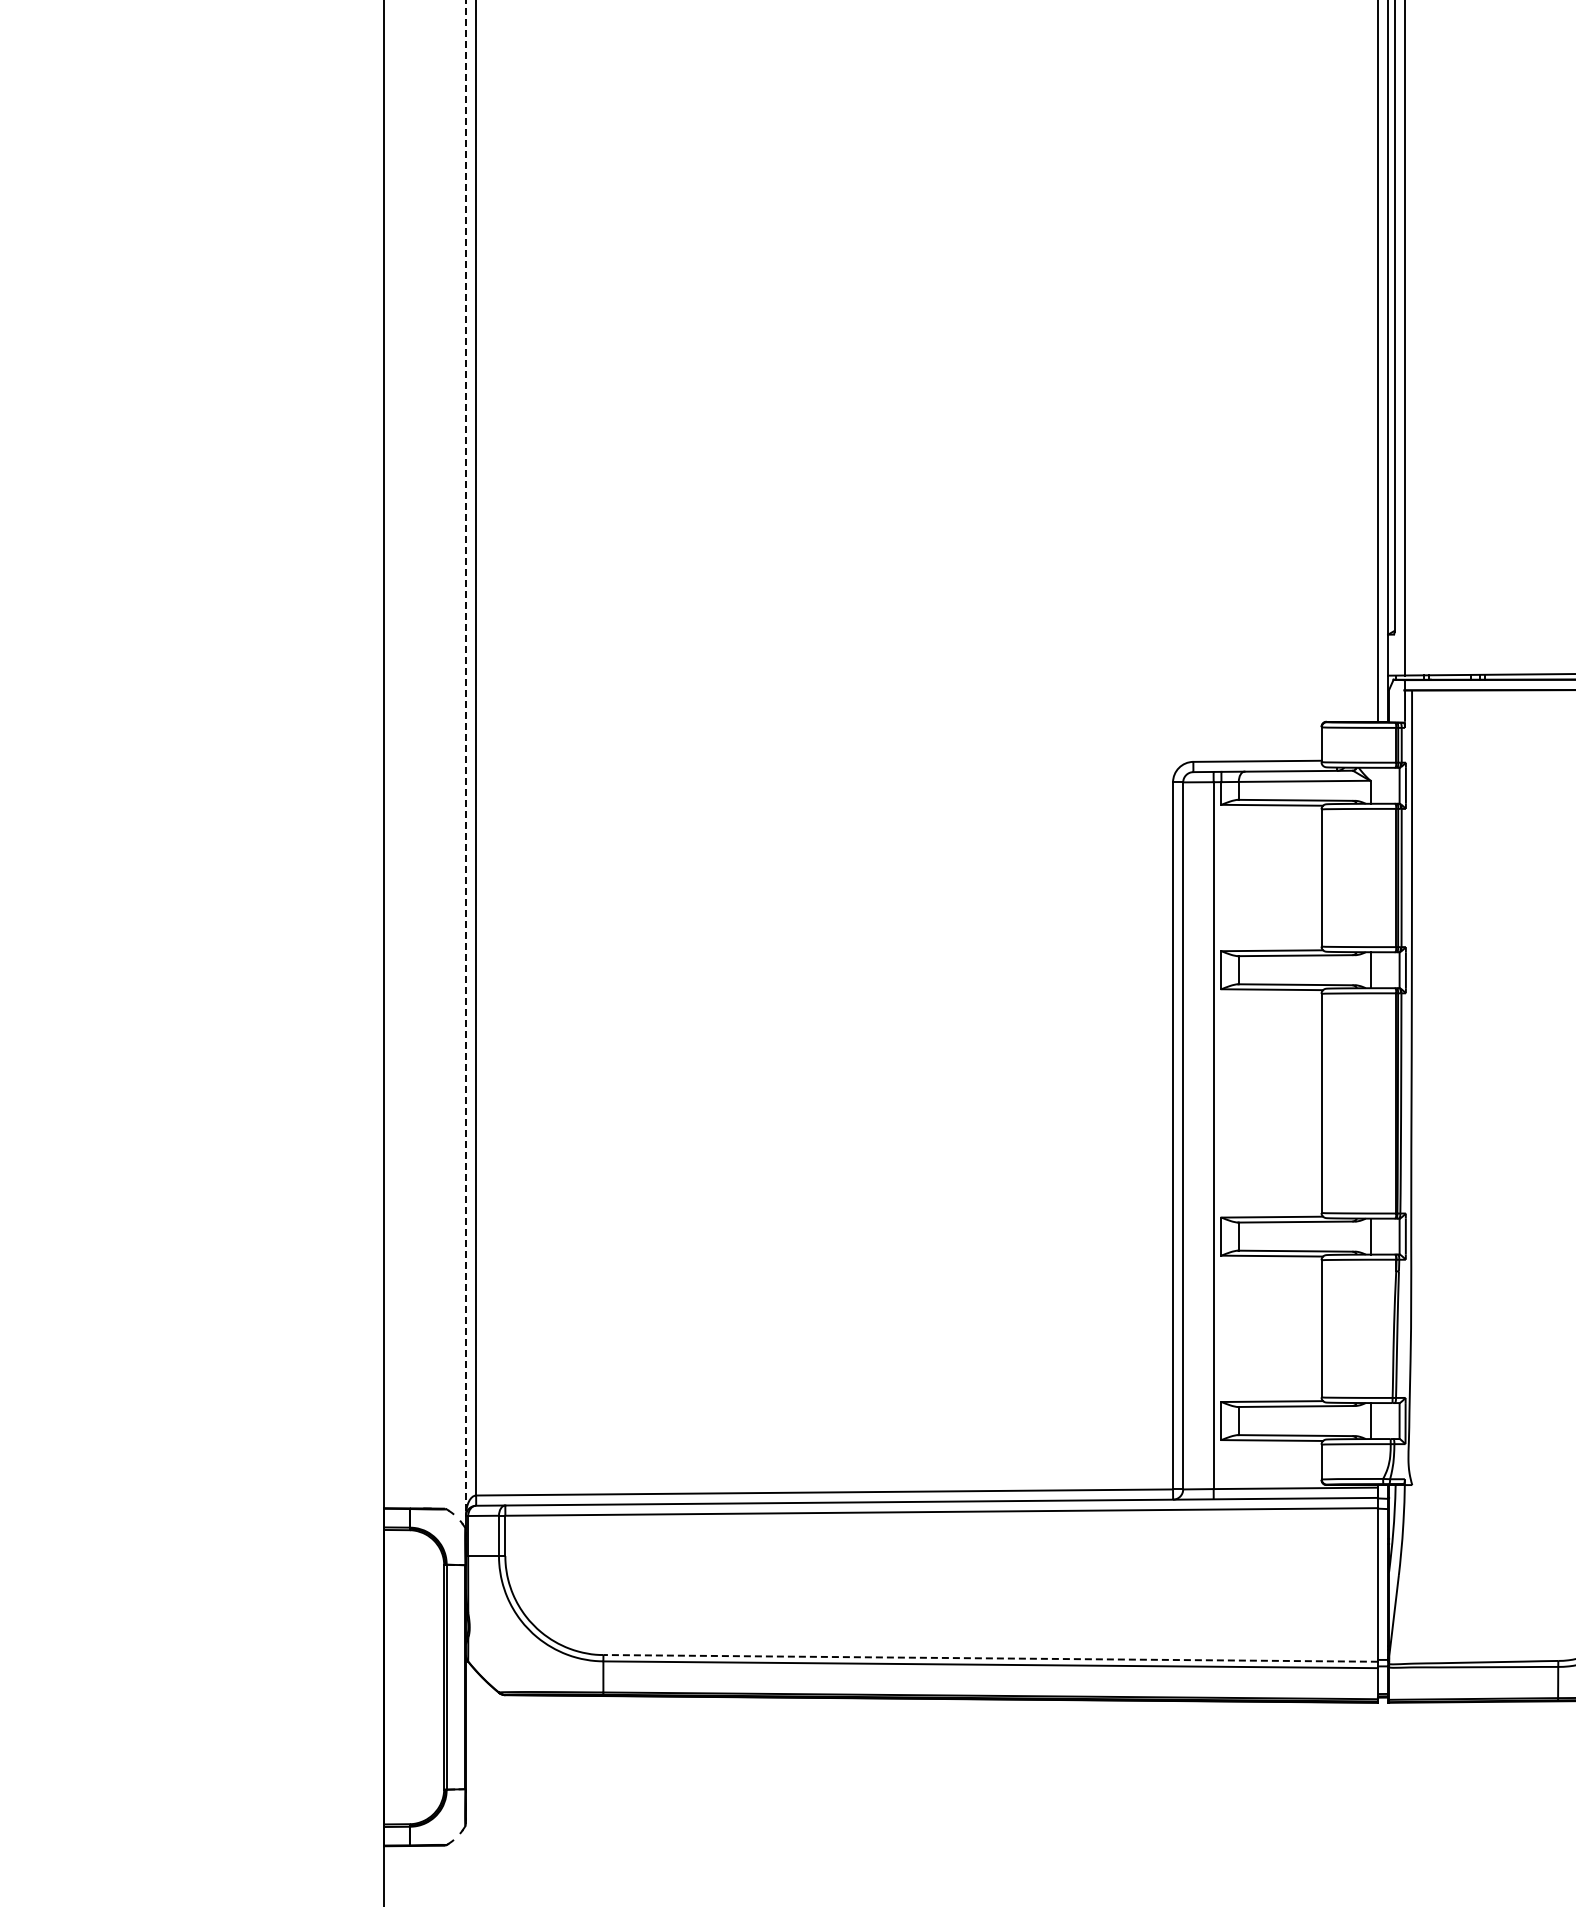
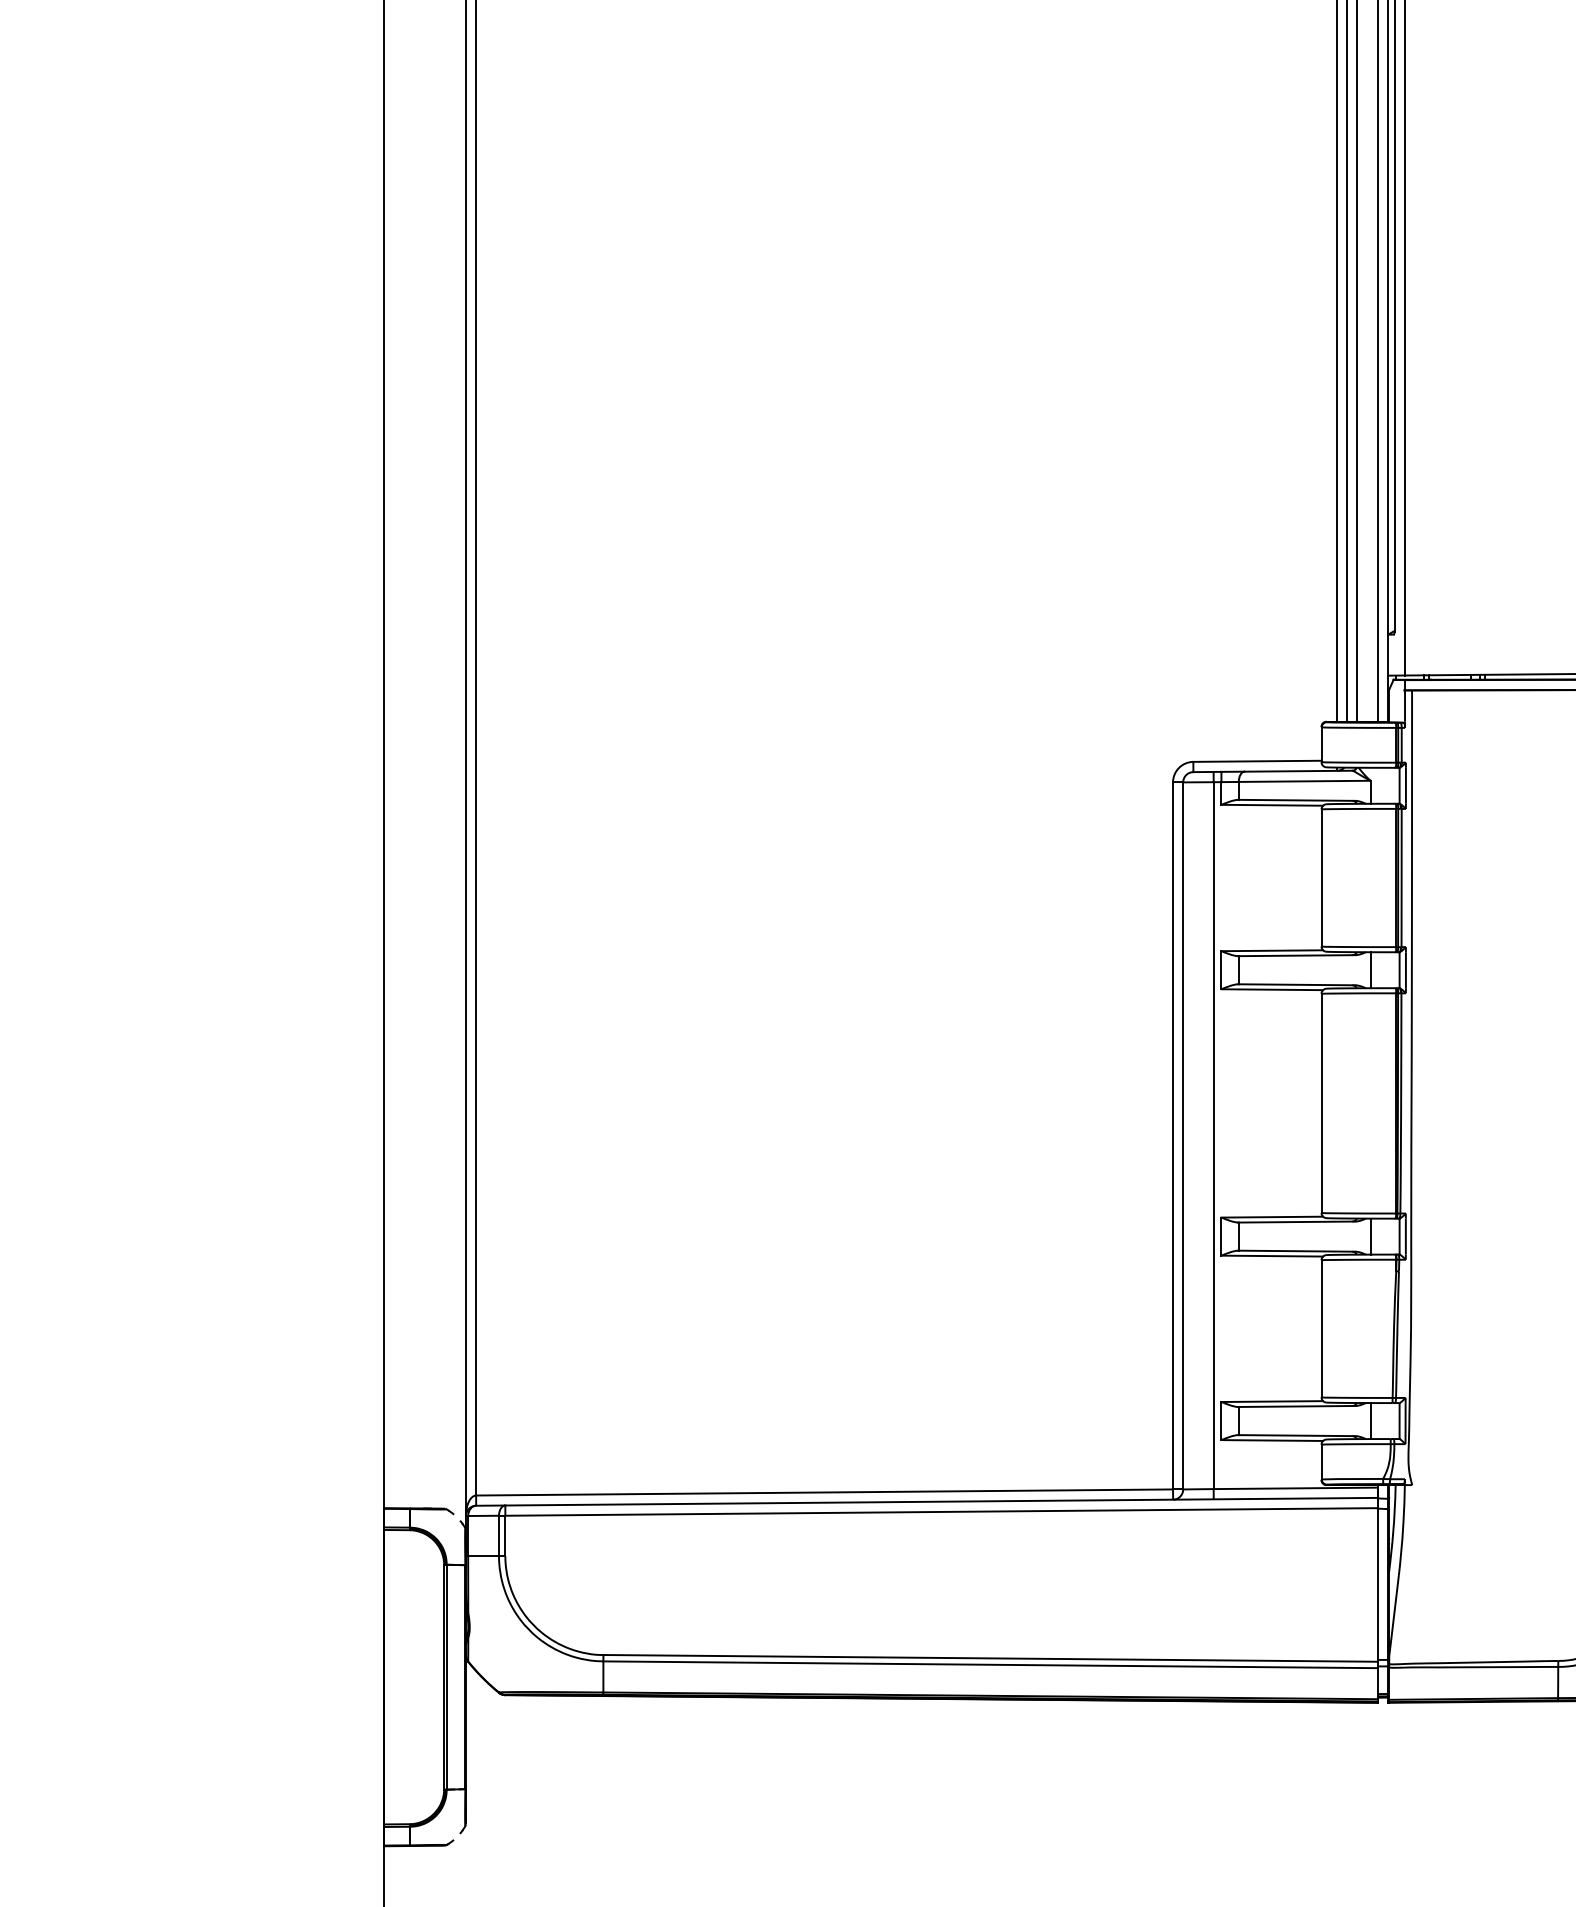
line: none -> present (1336, 361)
line: none -> present (1347, 361)
line: none -> present (1357, 361)
line: dashed -> solid (465, 758)
line: dashed -> solid (990, 1658)
